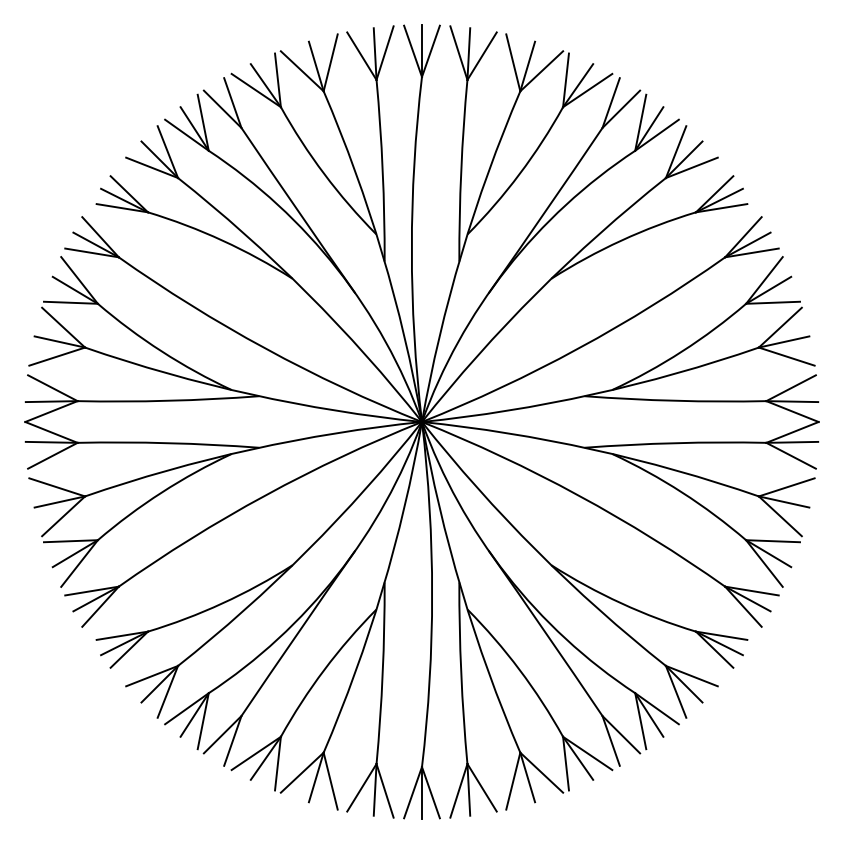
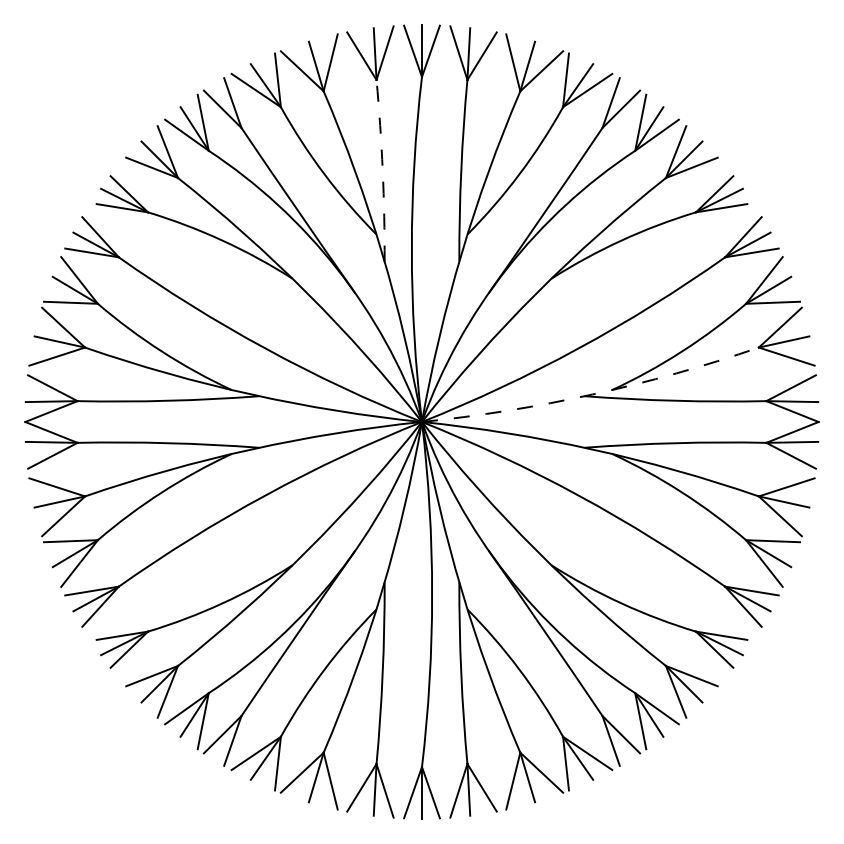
arc: solid -> dashed (382, 170)
arc: solid -> dashed (592, 394)
